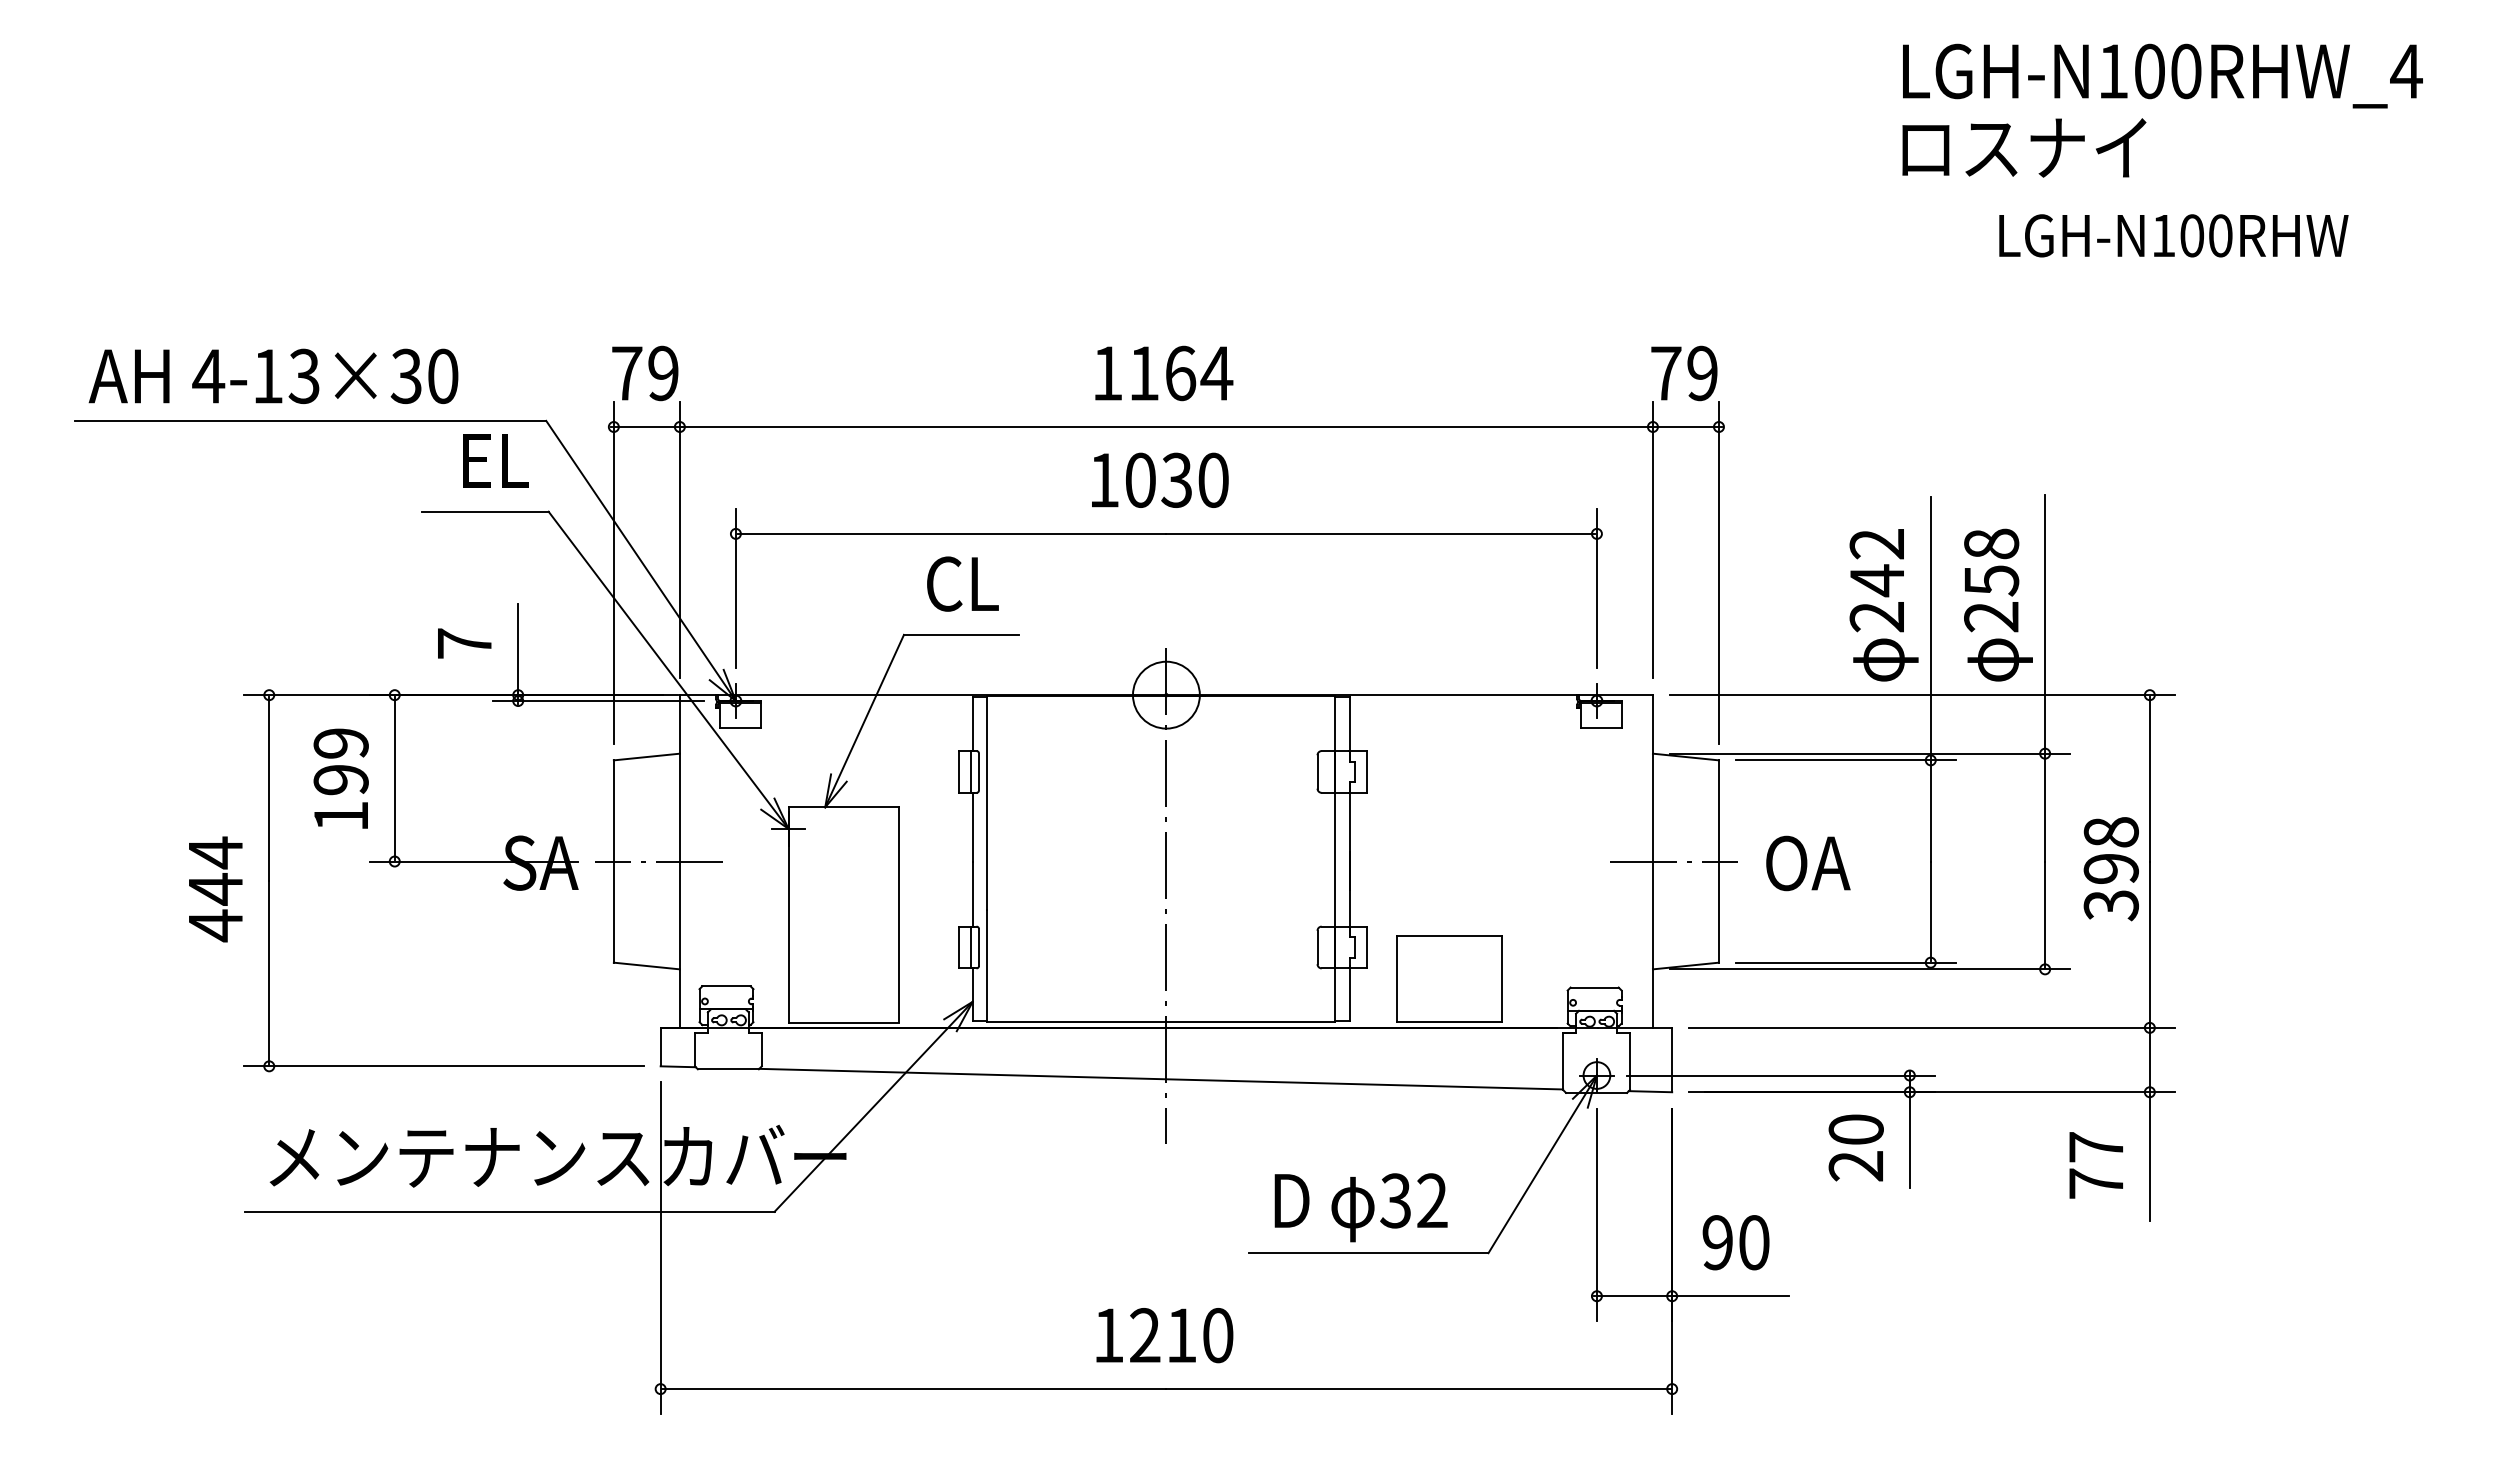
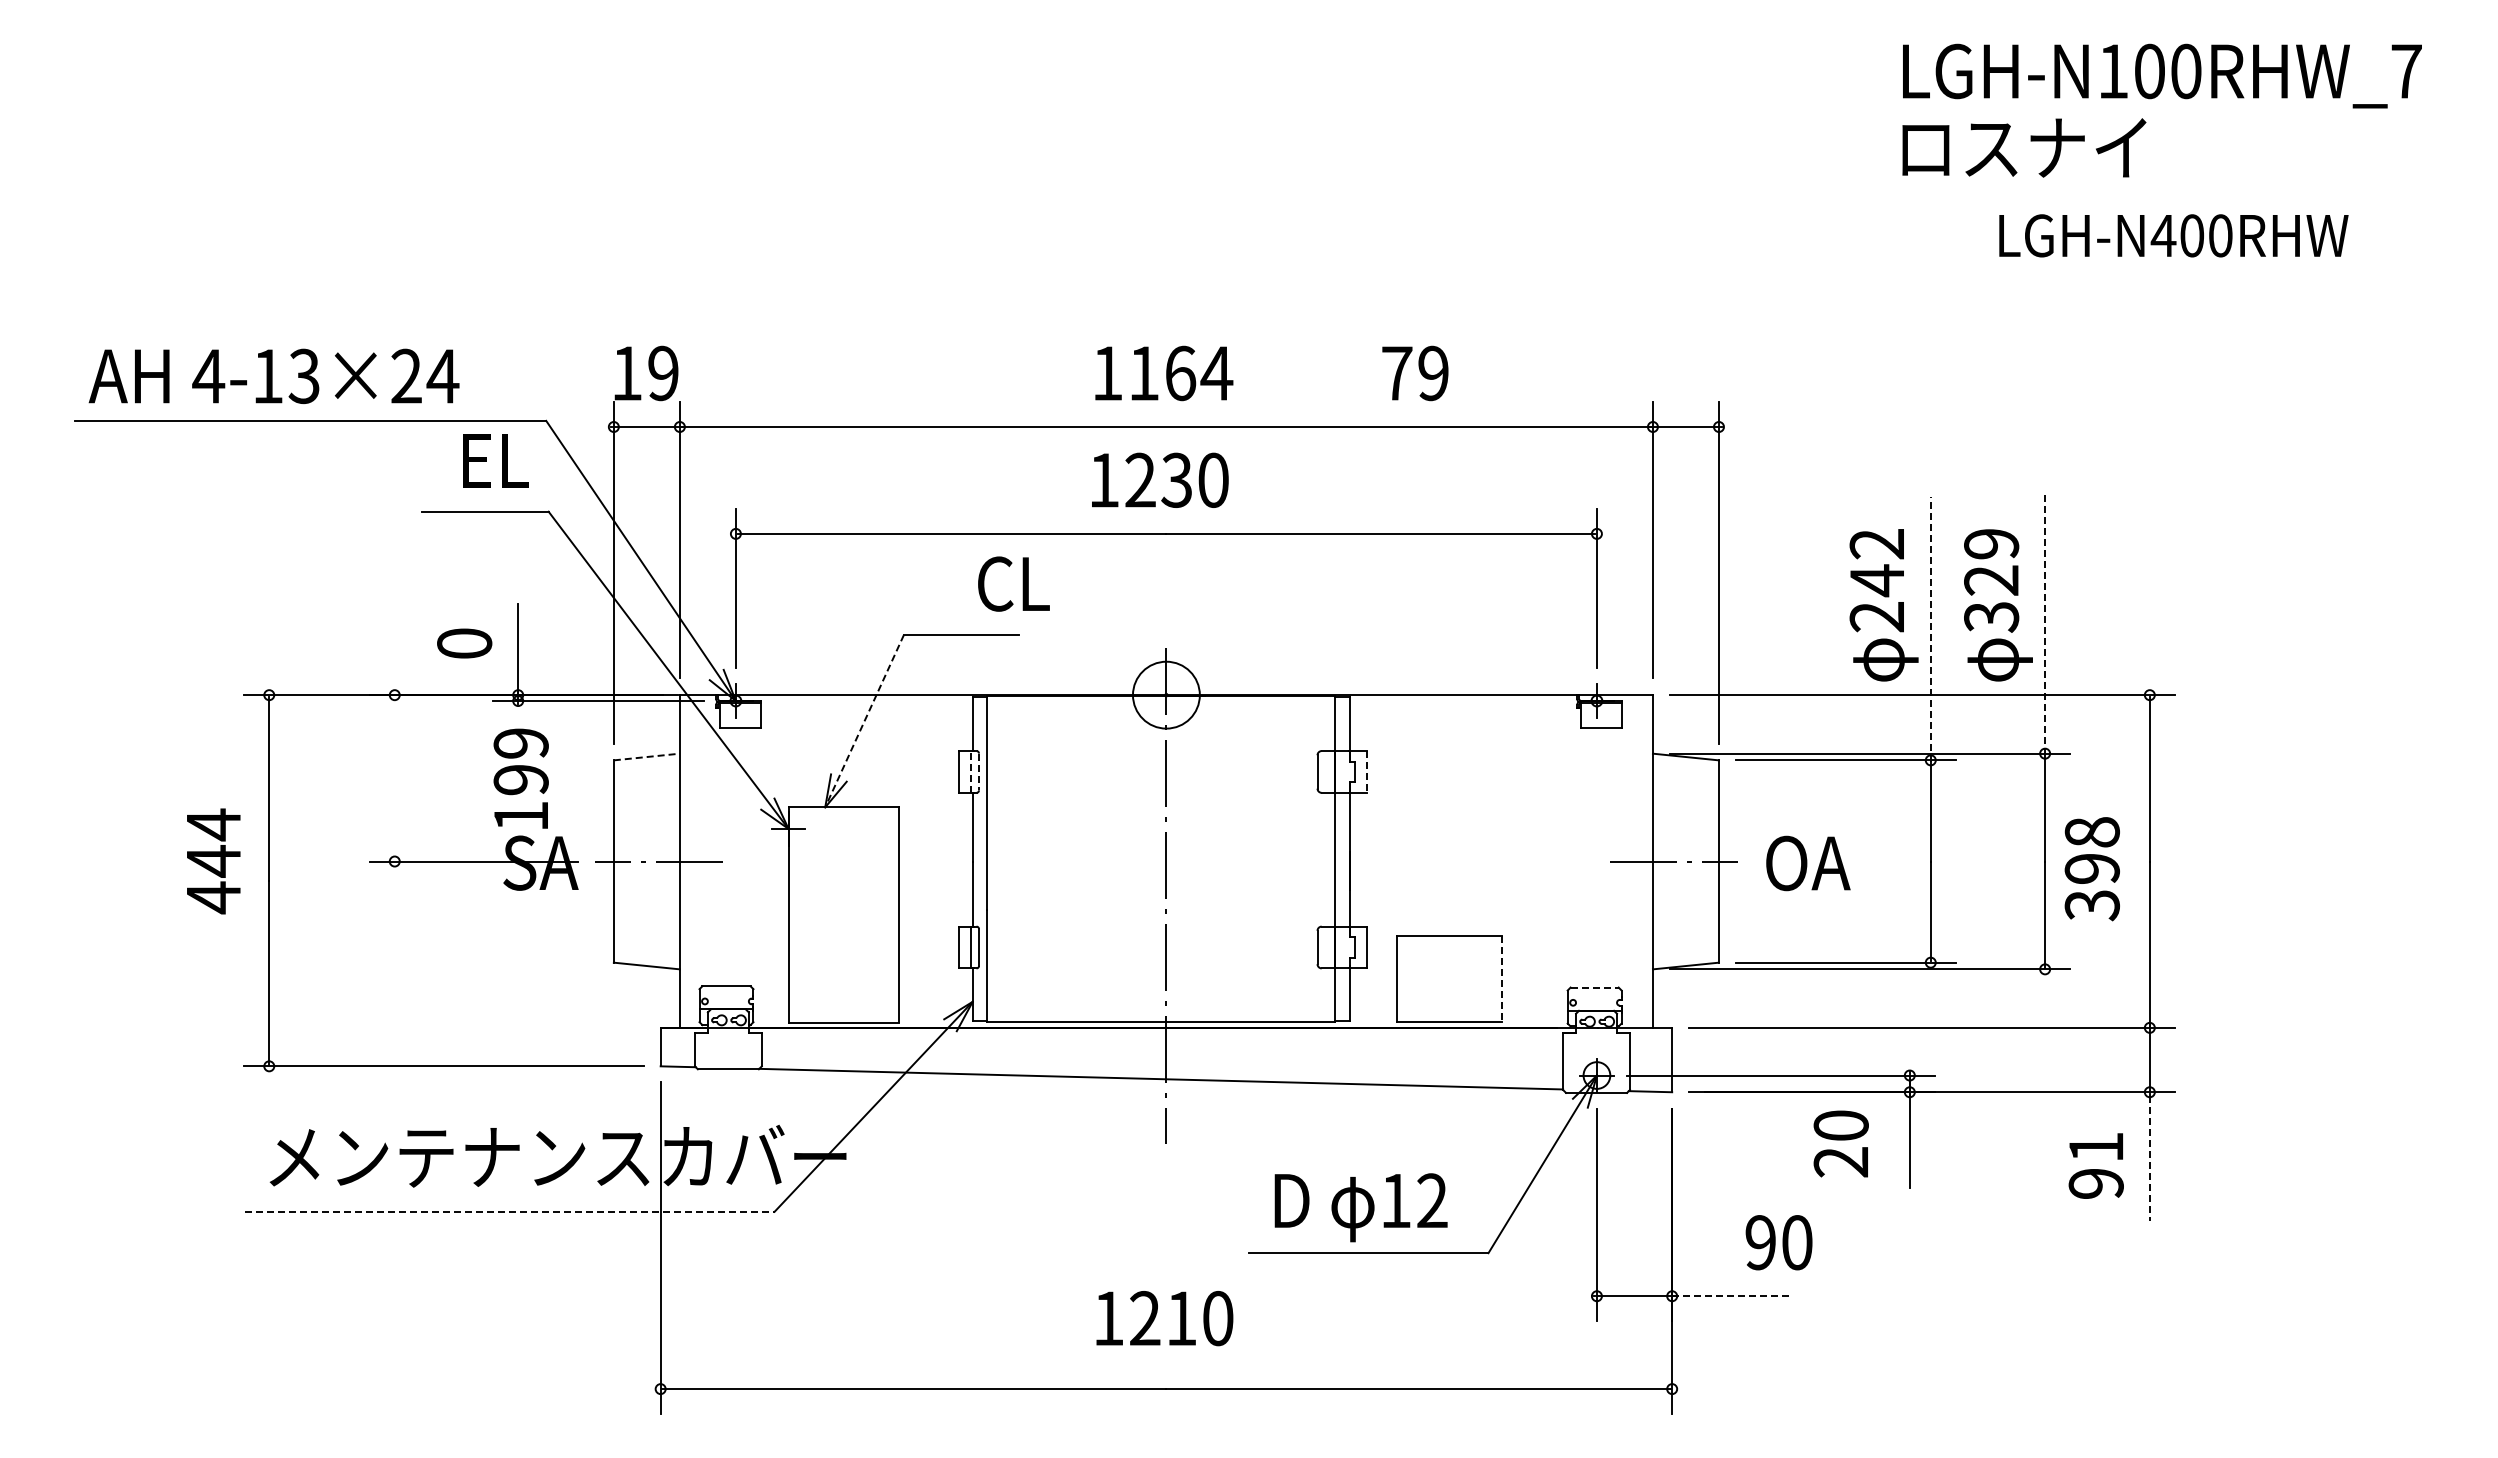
text: LGH-N100RHW_4 -> LGH-N100RHW_7 (2406, 71)
text: LGH-N100RHW -> LGH-N400RHW (2163, 235)
text: 79 -> 19 (627, 373)
text position: (1684, 373) -> (1415, 373) (1415, 373)
text: 4-13×30 -> 4-13×24 (424, 376)
text: 1030 -> 1230 (1140, 479)
text: 258 -> 329 (1991, 580)
text position: (962, 583) -> (1013, 583) (1013, 583)
line: solid -> dashed (2045, 624)
line: solid -> dashed (1930, 629)
text: 7 -> 0 (464, 643)
line: solid -> dashed (864, 721)
line: solid -> dashed (647, 756)
line: solid -> dashed (970, 771)
line: solid -> dashed (1367, 771)
line: solid -> dashed (979, 772)
line: present -> none (394, 777)
text position: (340, 778) -> (520, 778) (520, 778)
text position: (2110, 869) -> (2091, 869) (2091, 869)
text position: (215, 889) -> (213, 861) (213, 861)
line: solid -> dashed (1501, 978)
line: solid -> dashed (1595, 987)
text position: (1855, 1147) -> (1840, 1143) (1840, 1143)
line: solid -> dashed (2149, 1158)
text: 77 -> 91 (2095, 1165)
text: 32 -> 12 (1395, 1200)
line: solid -> dashed (509, 1211)
text position: (1735, 1242) -> (1778, 1242) (1778, 1242)
line: solid -> dashed (1730, 1296)
text position: (1164, 1335) -> (1164, 1318) (1164, 1318)
